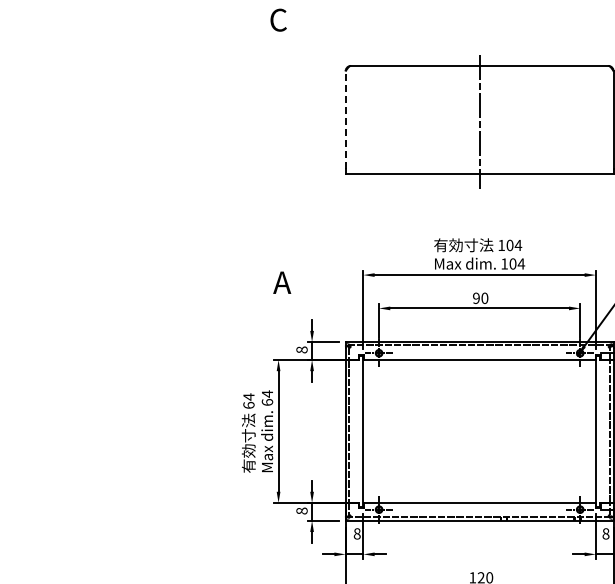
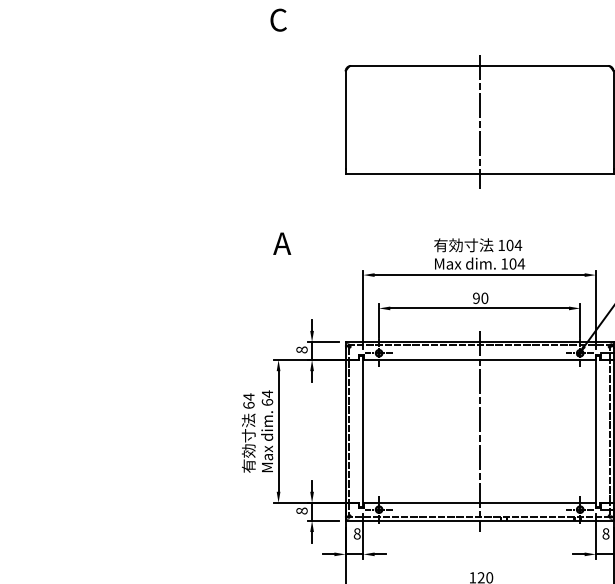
line: dashed -> solid (345, 120)
text position: (282, 282) -> (282, 243) (282, 243)
line: none -> present (479, 431)
